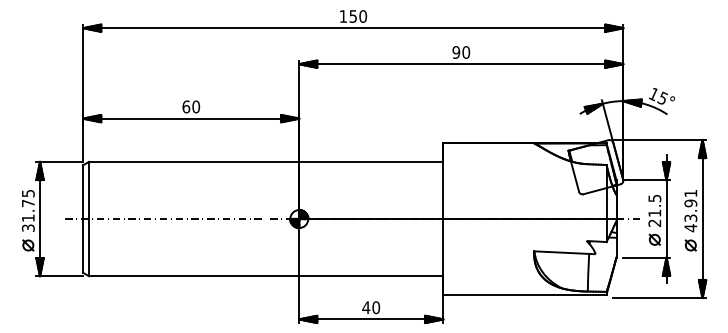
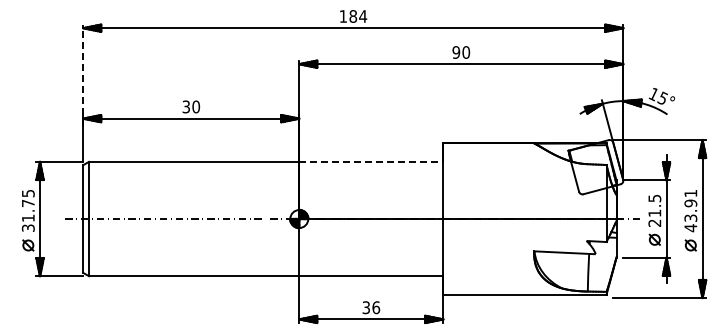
text: 150 -> 184 (358, 16)
line: solid -> dashed (83, 75)
text: 60 -> 30 (186, 106)
line: solid -> dashed (371, 161)
text: 40 -> 36 (371, 307)
